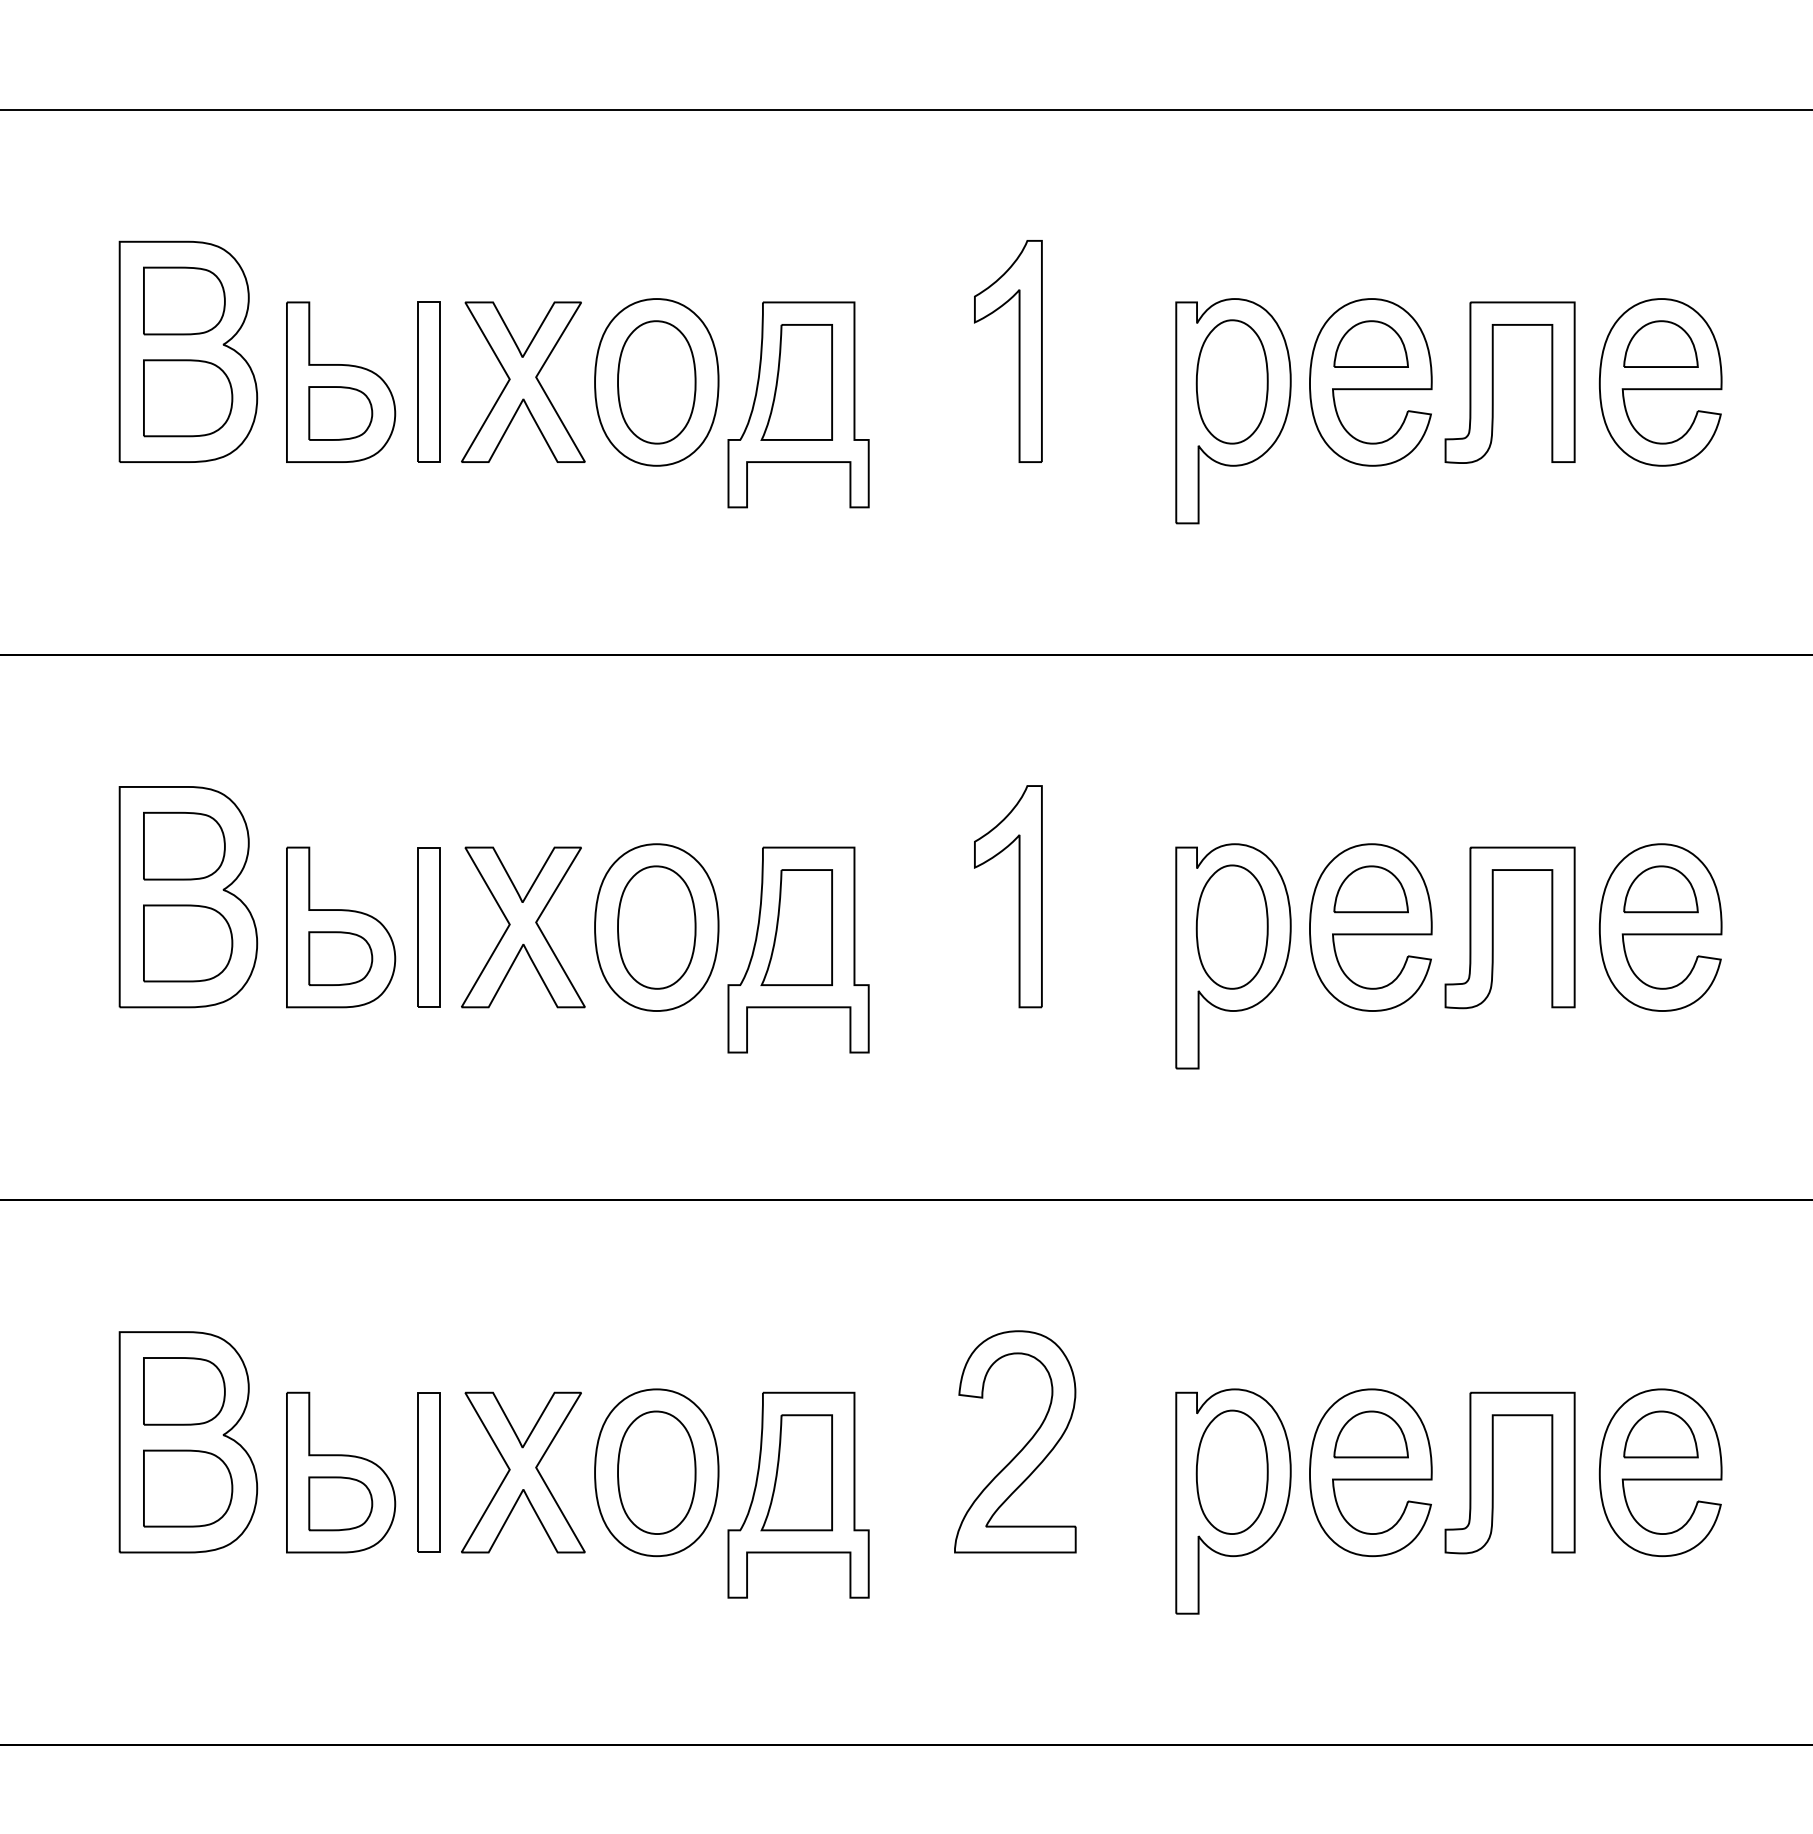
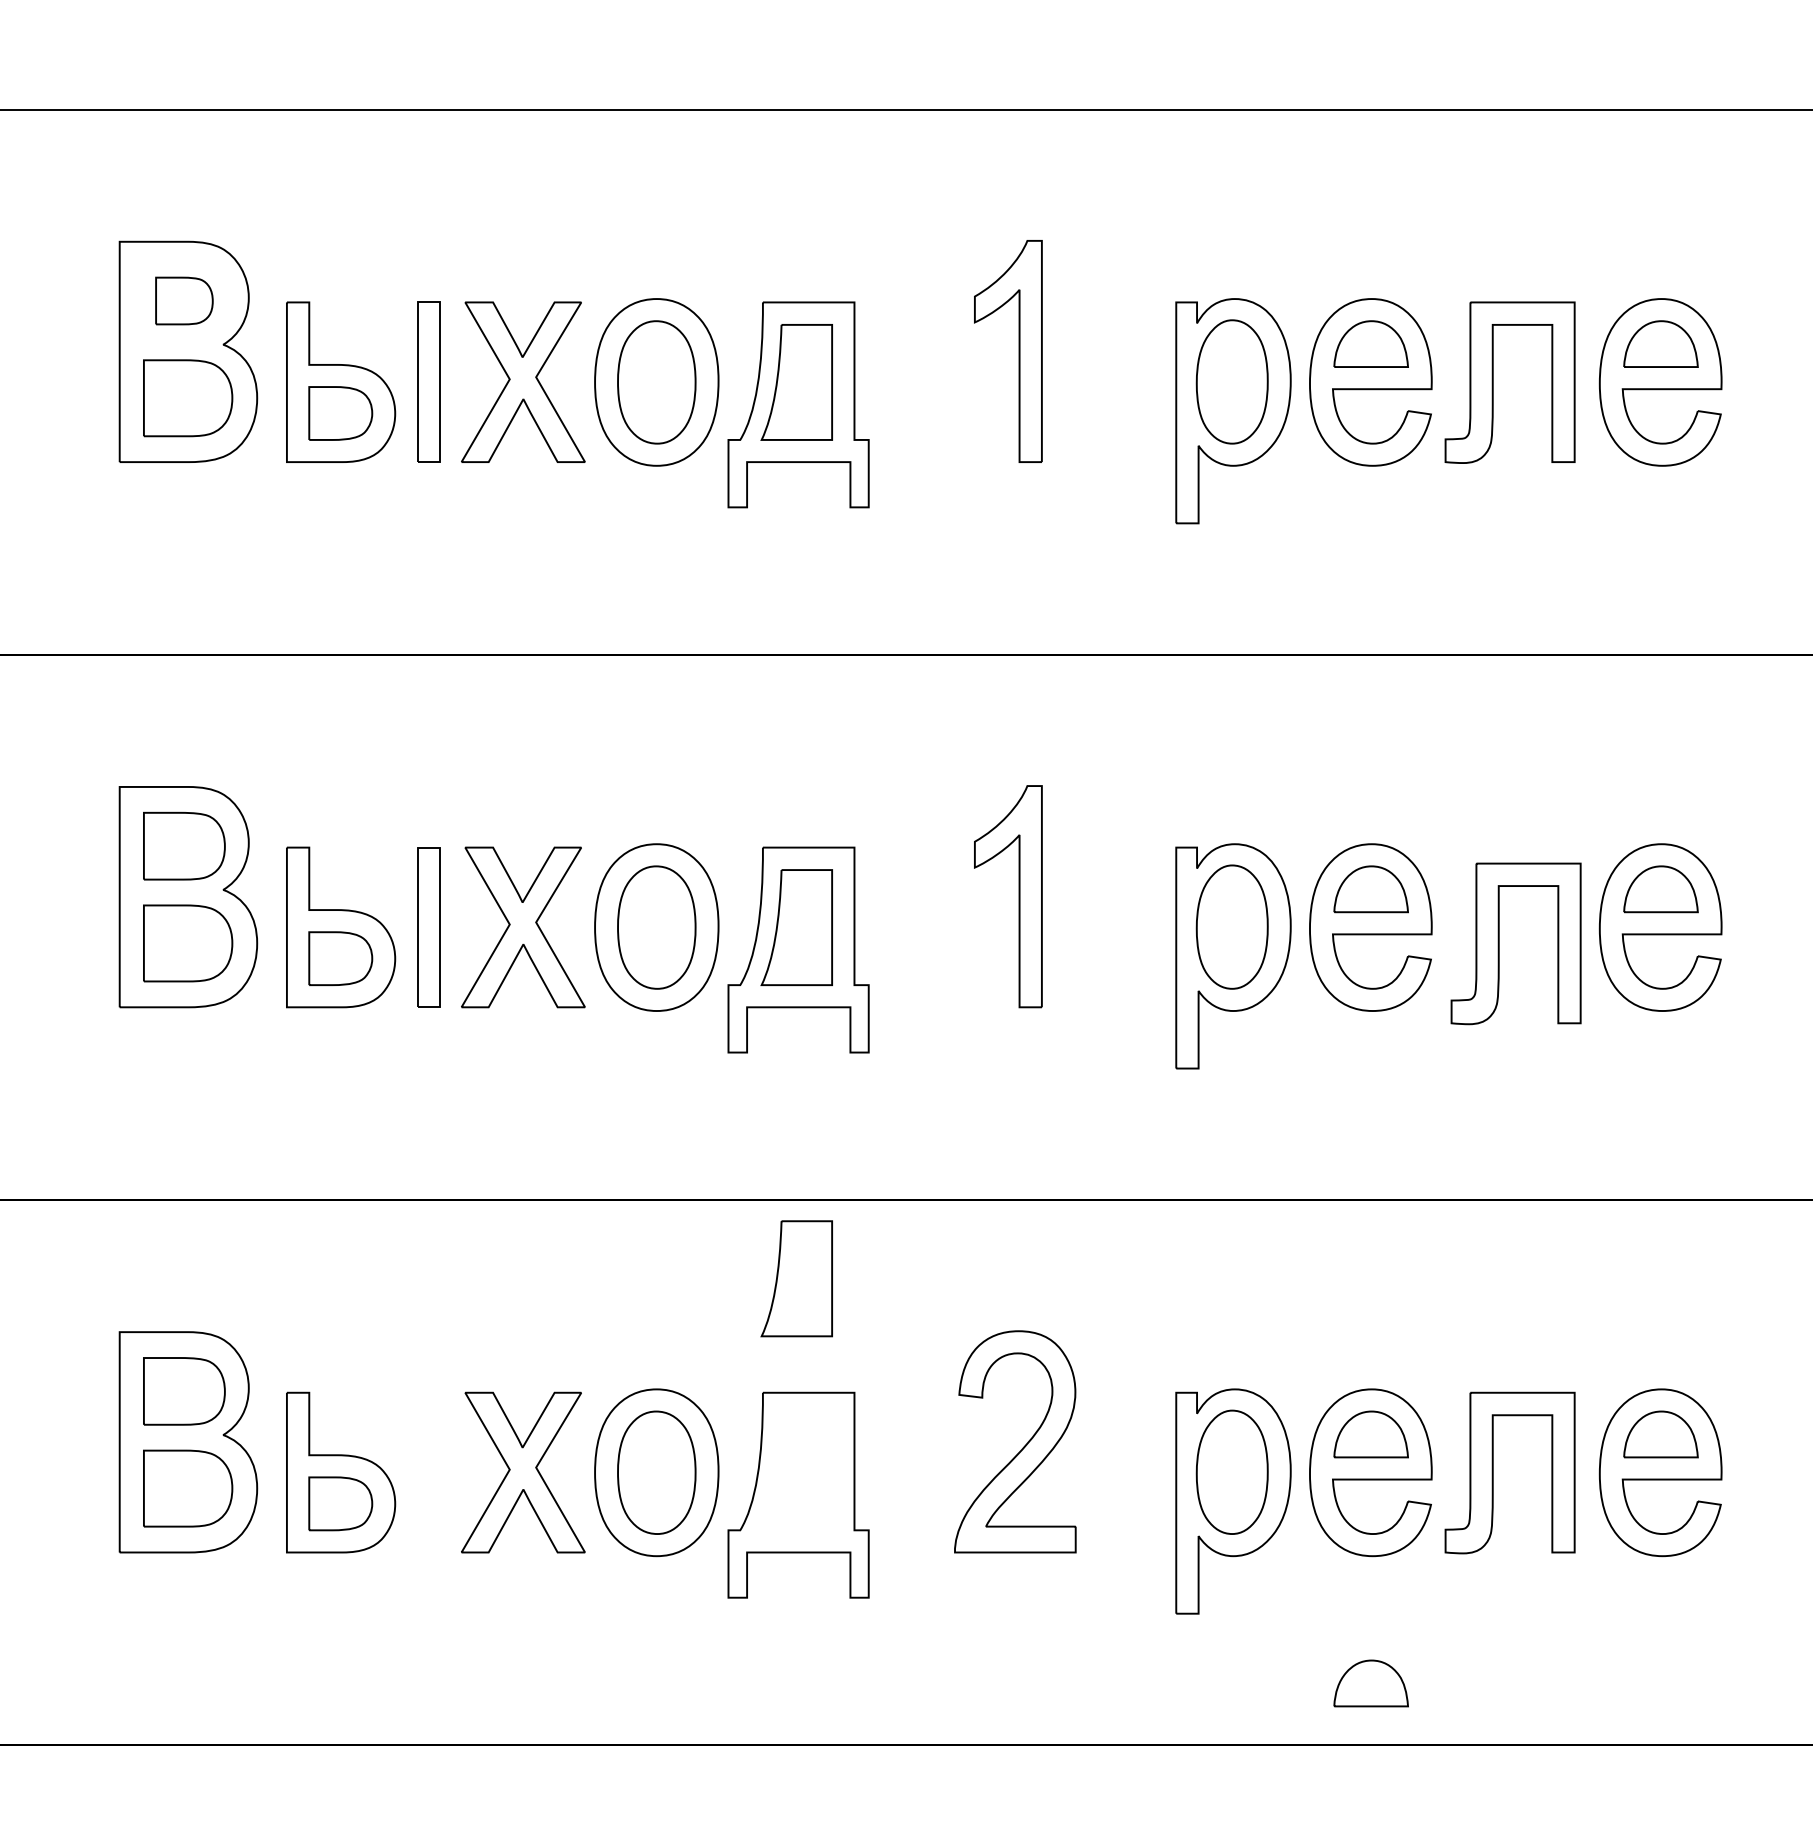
part size: 83x70 px -> 59x50 px (184, 300)
part position: (1493, 927) -> (1499, 943) (1499, 943)
part: present -> none (428, 1472)
part position: (796, 1472) -> (796, 1278) (796, 1278)
part: none -> present (1370, 1683)
